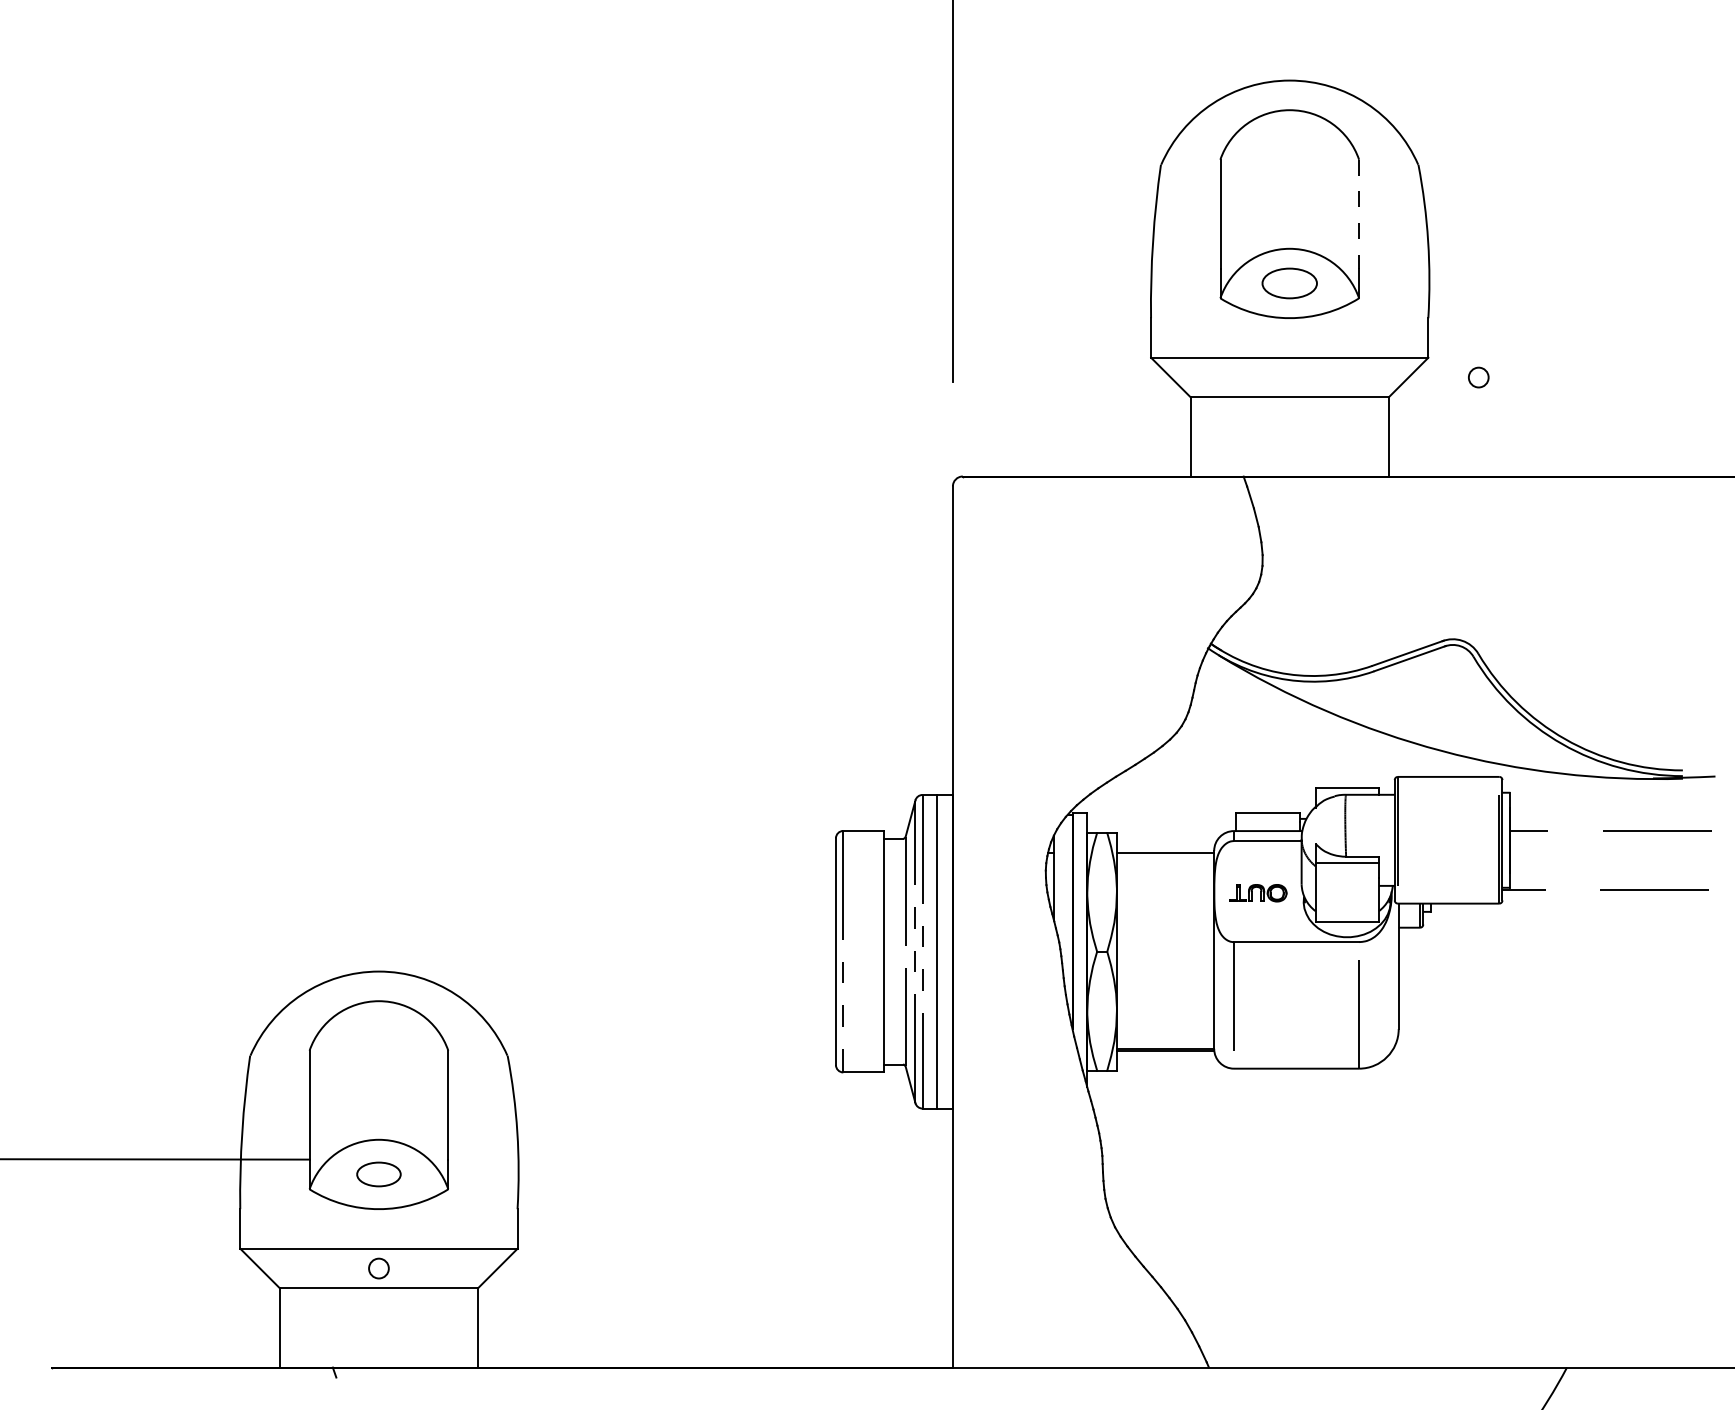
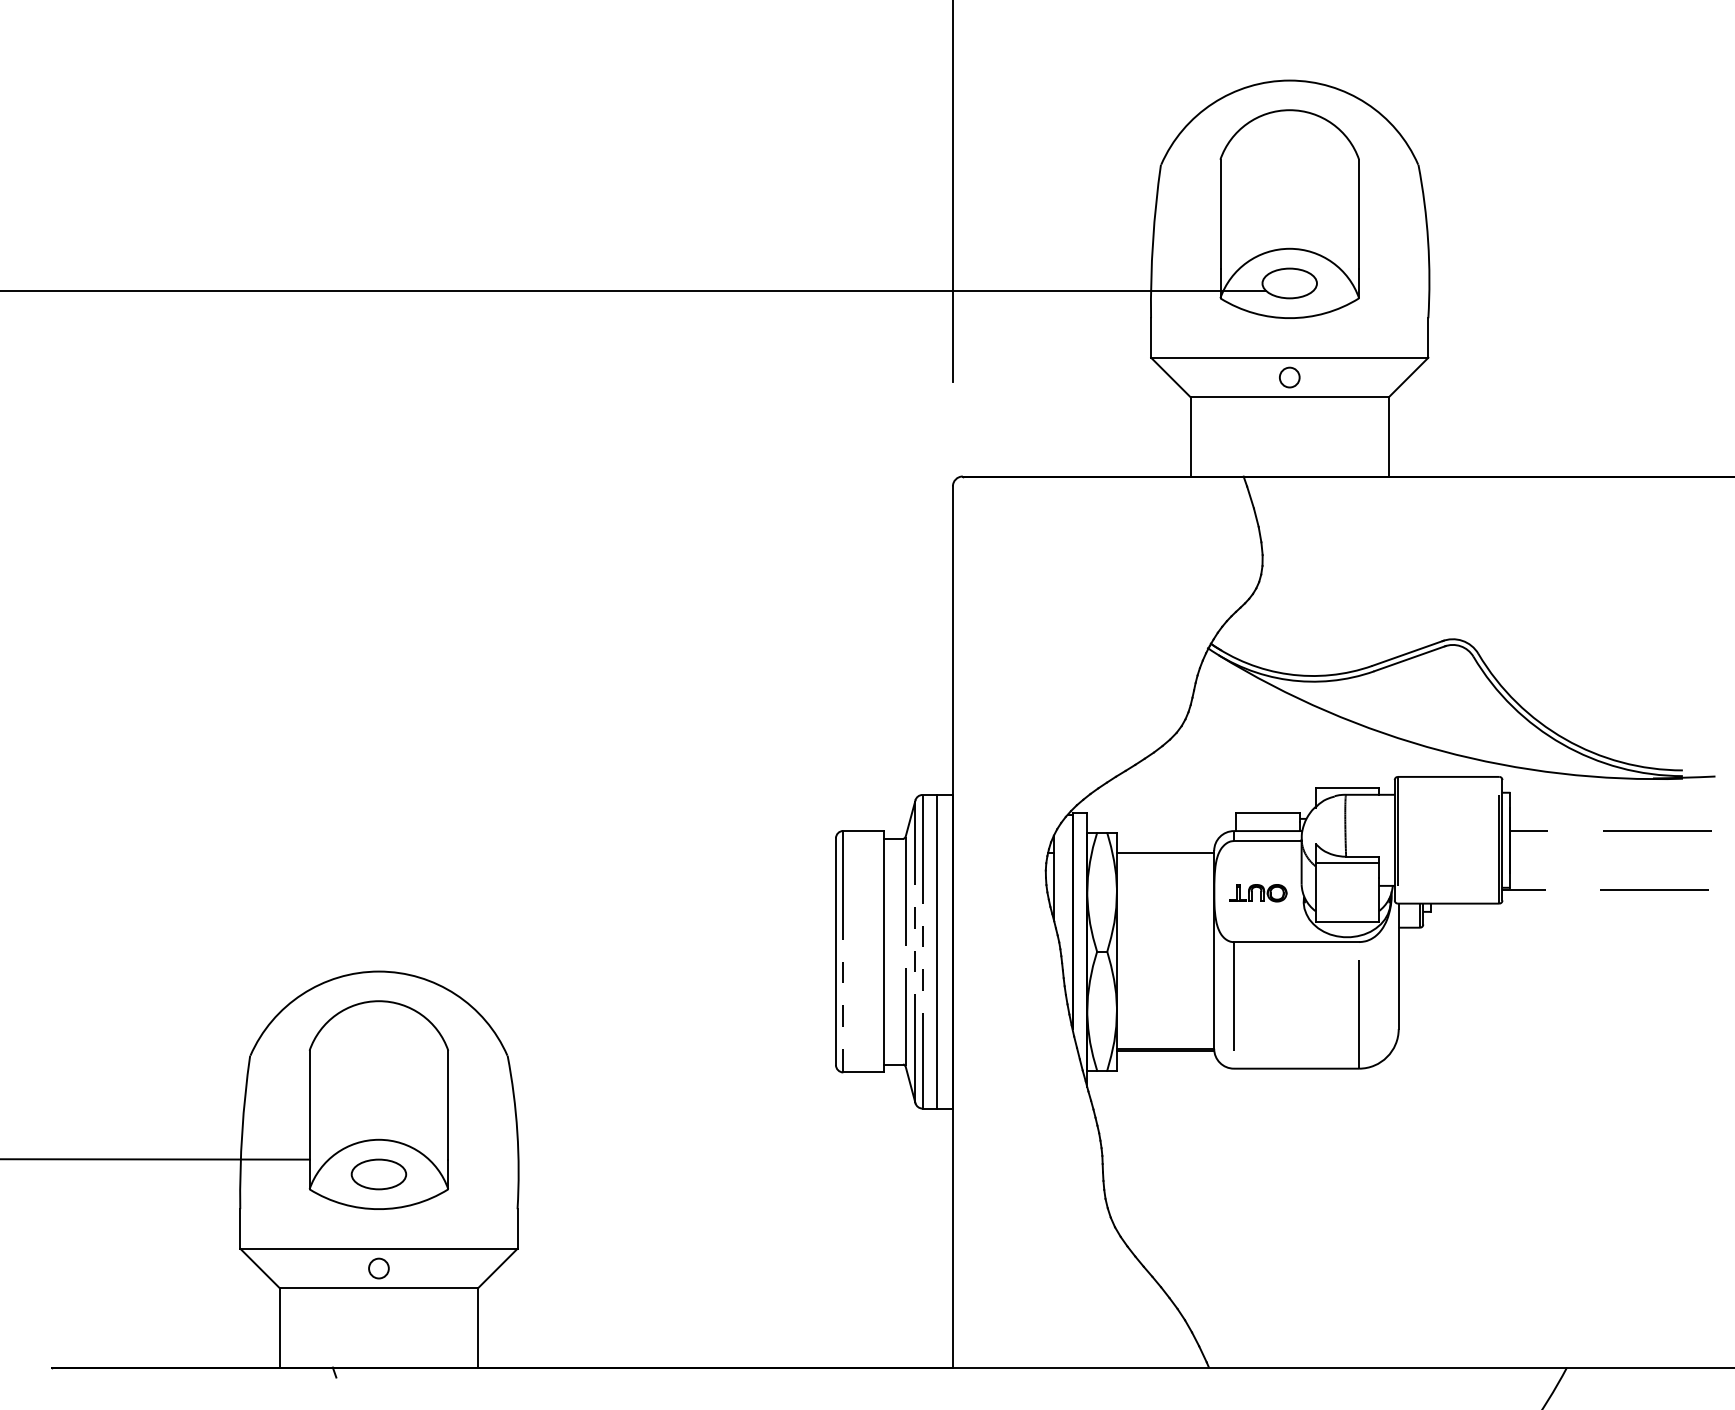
line: dashed -> solid (1359, 214)
line: none -> present (633, 291)
circle position: (1478, 377) -> (1289, 377) (1289, 377)
part size: 46x27 px -> 58x33 px (378, 1174)
